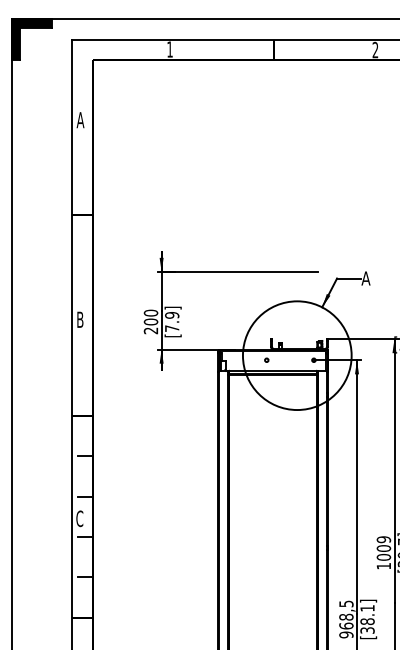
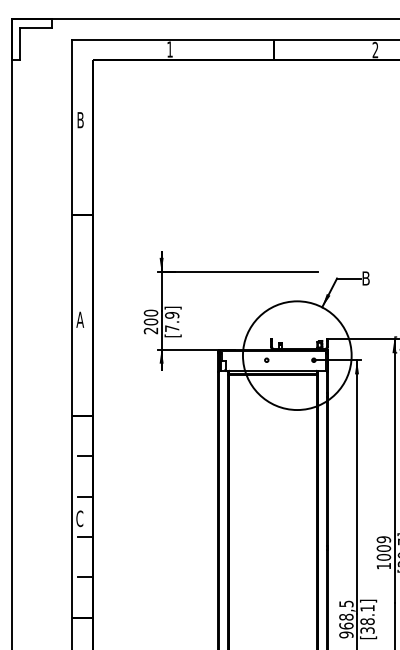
fill: present -> none (32, 39)
text: A -> B (80, 120)
text: A -> B (365, 278)
text: B -> A (80, 319)
